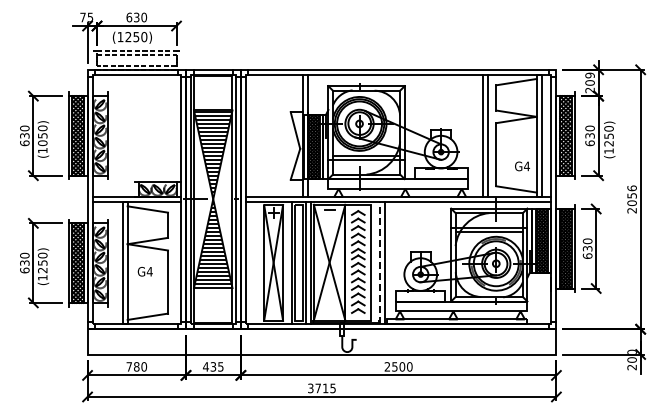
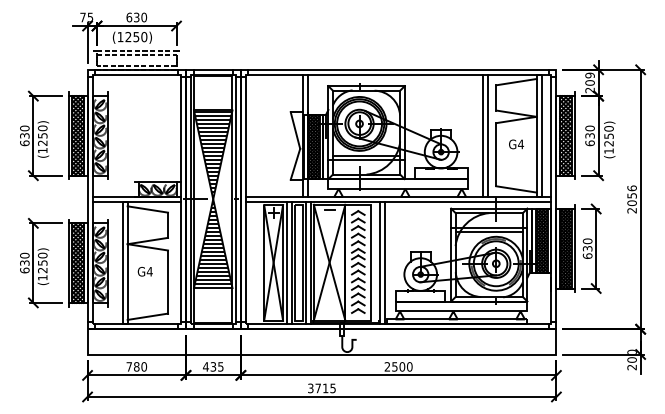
text: (1050) -> (1250) (42, 143)
text position: (522, 166) -> (516, 144) (516, 144)
line: dashed -> solid (380, 262)
line: none -> present (286, 263)
